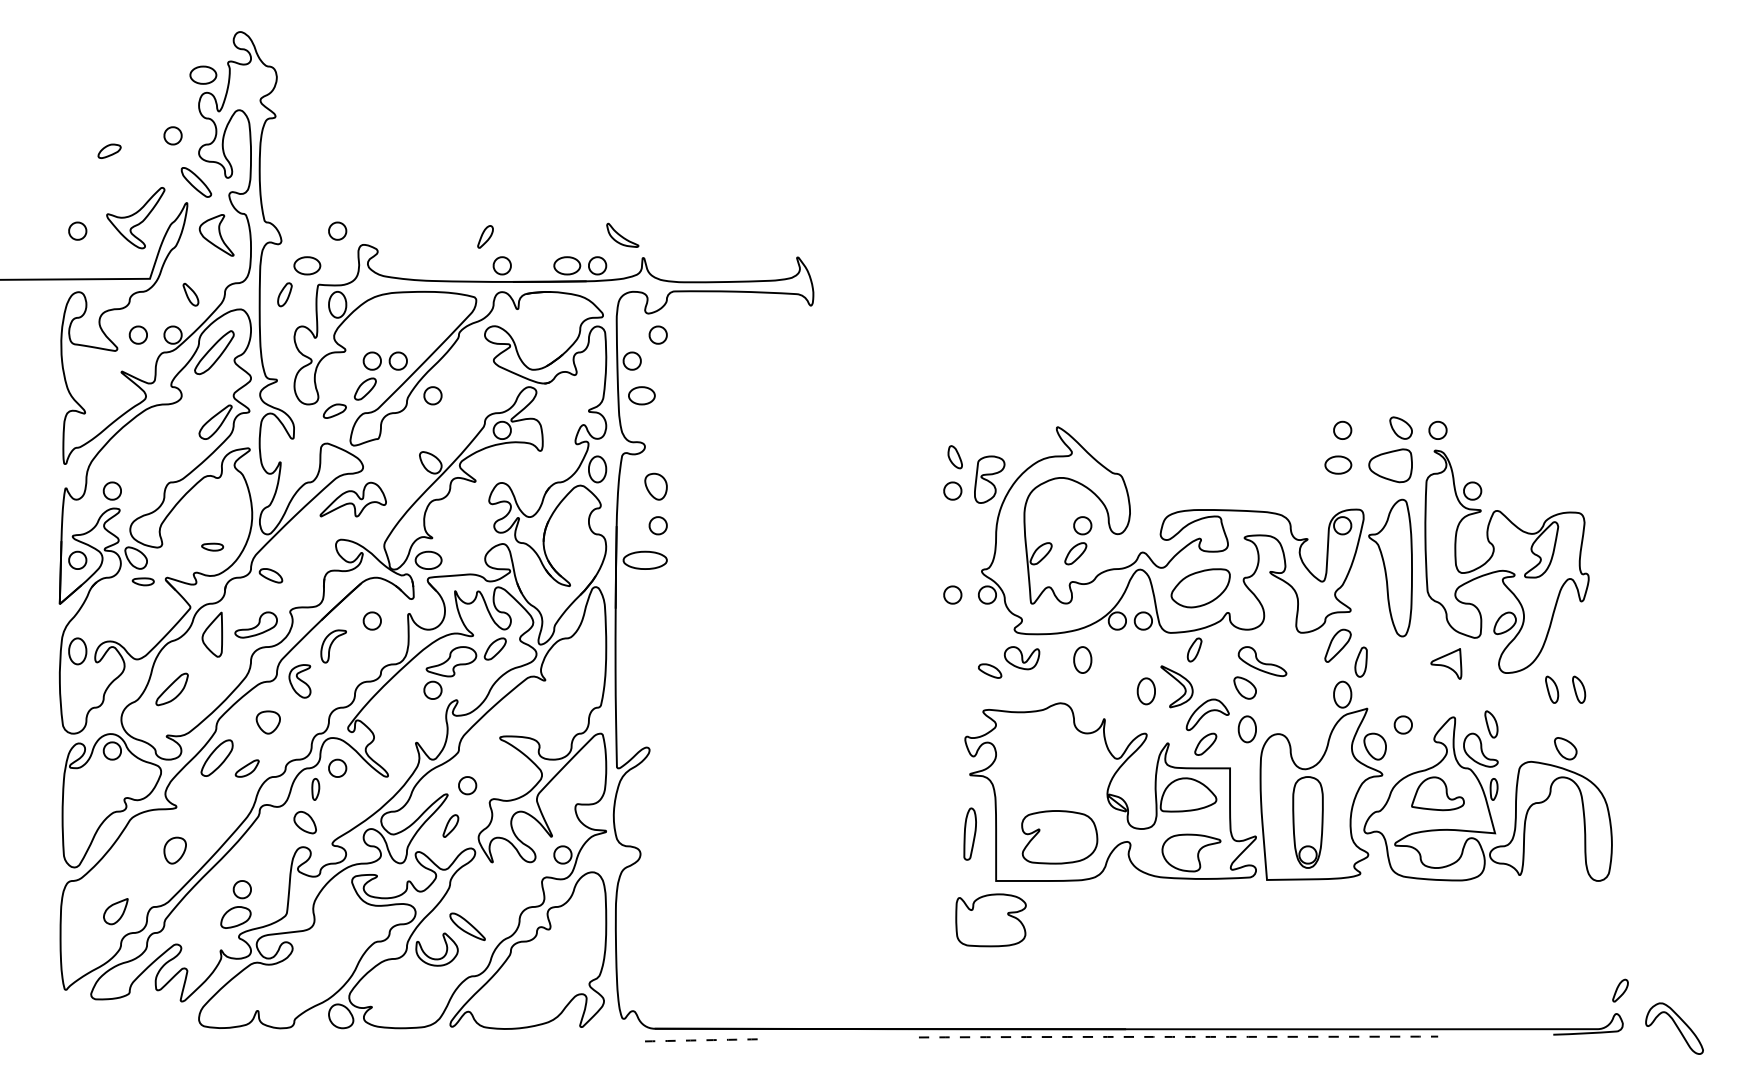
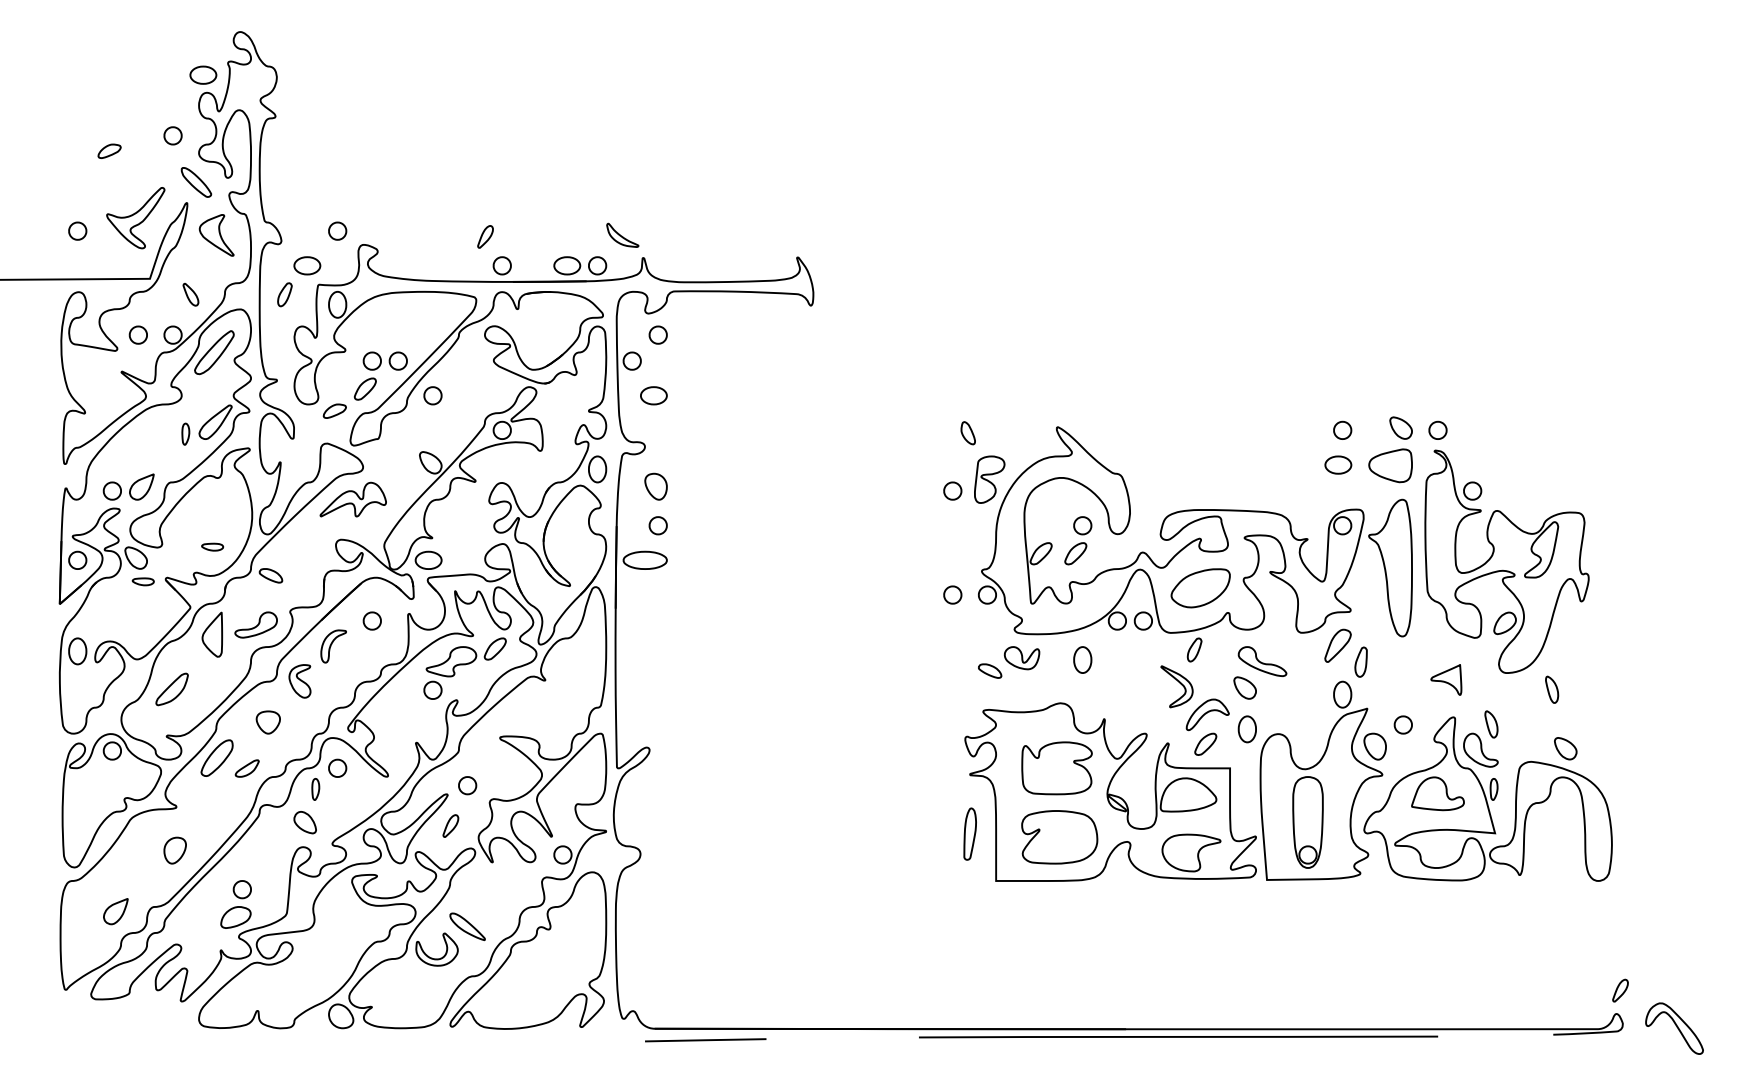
part position: (641, 395) -> (653, 395) (653, 395)
part: none -> present (185, 433)
part position: (954, 457) -> (967, 433) (967, 433)
part: none -> present (141, 486)
part position: (1446, 663) -> (1446, 679) (1446, 679)
part: present -> none (1579, 689)
part: present -> none (1145, 691)
part position: (990, 920) -> (1056, 768) (1056, 768)
line: dashed -> solid (1178, 1036)
line: dashed -> solid (705, 1040)
